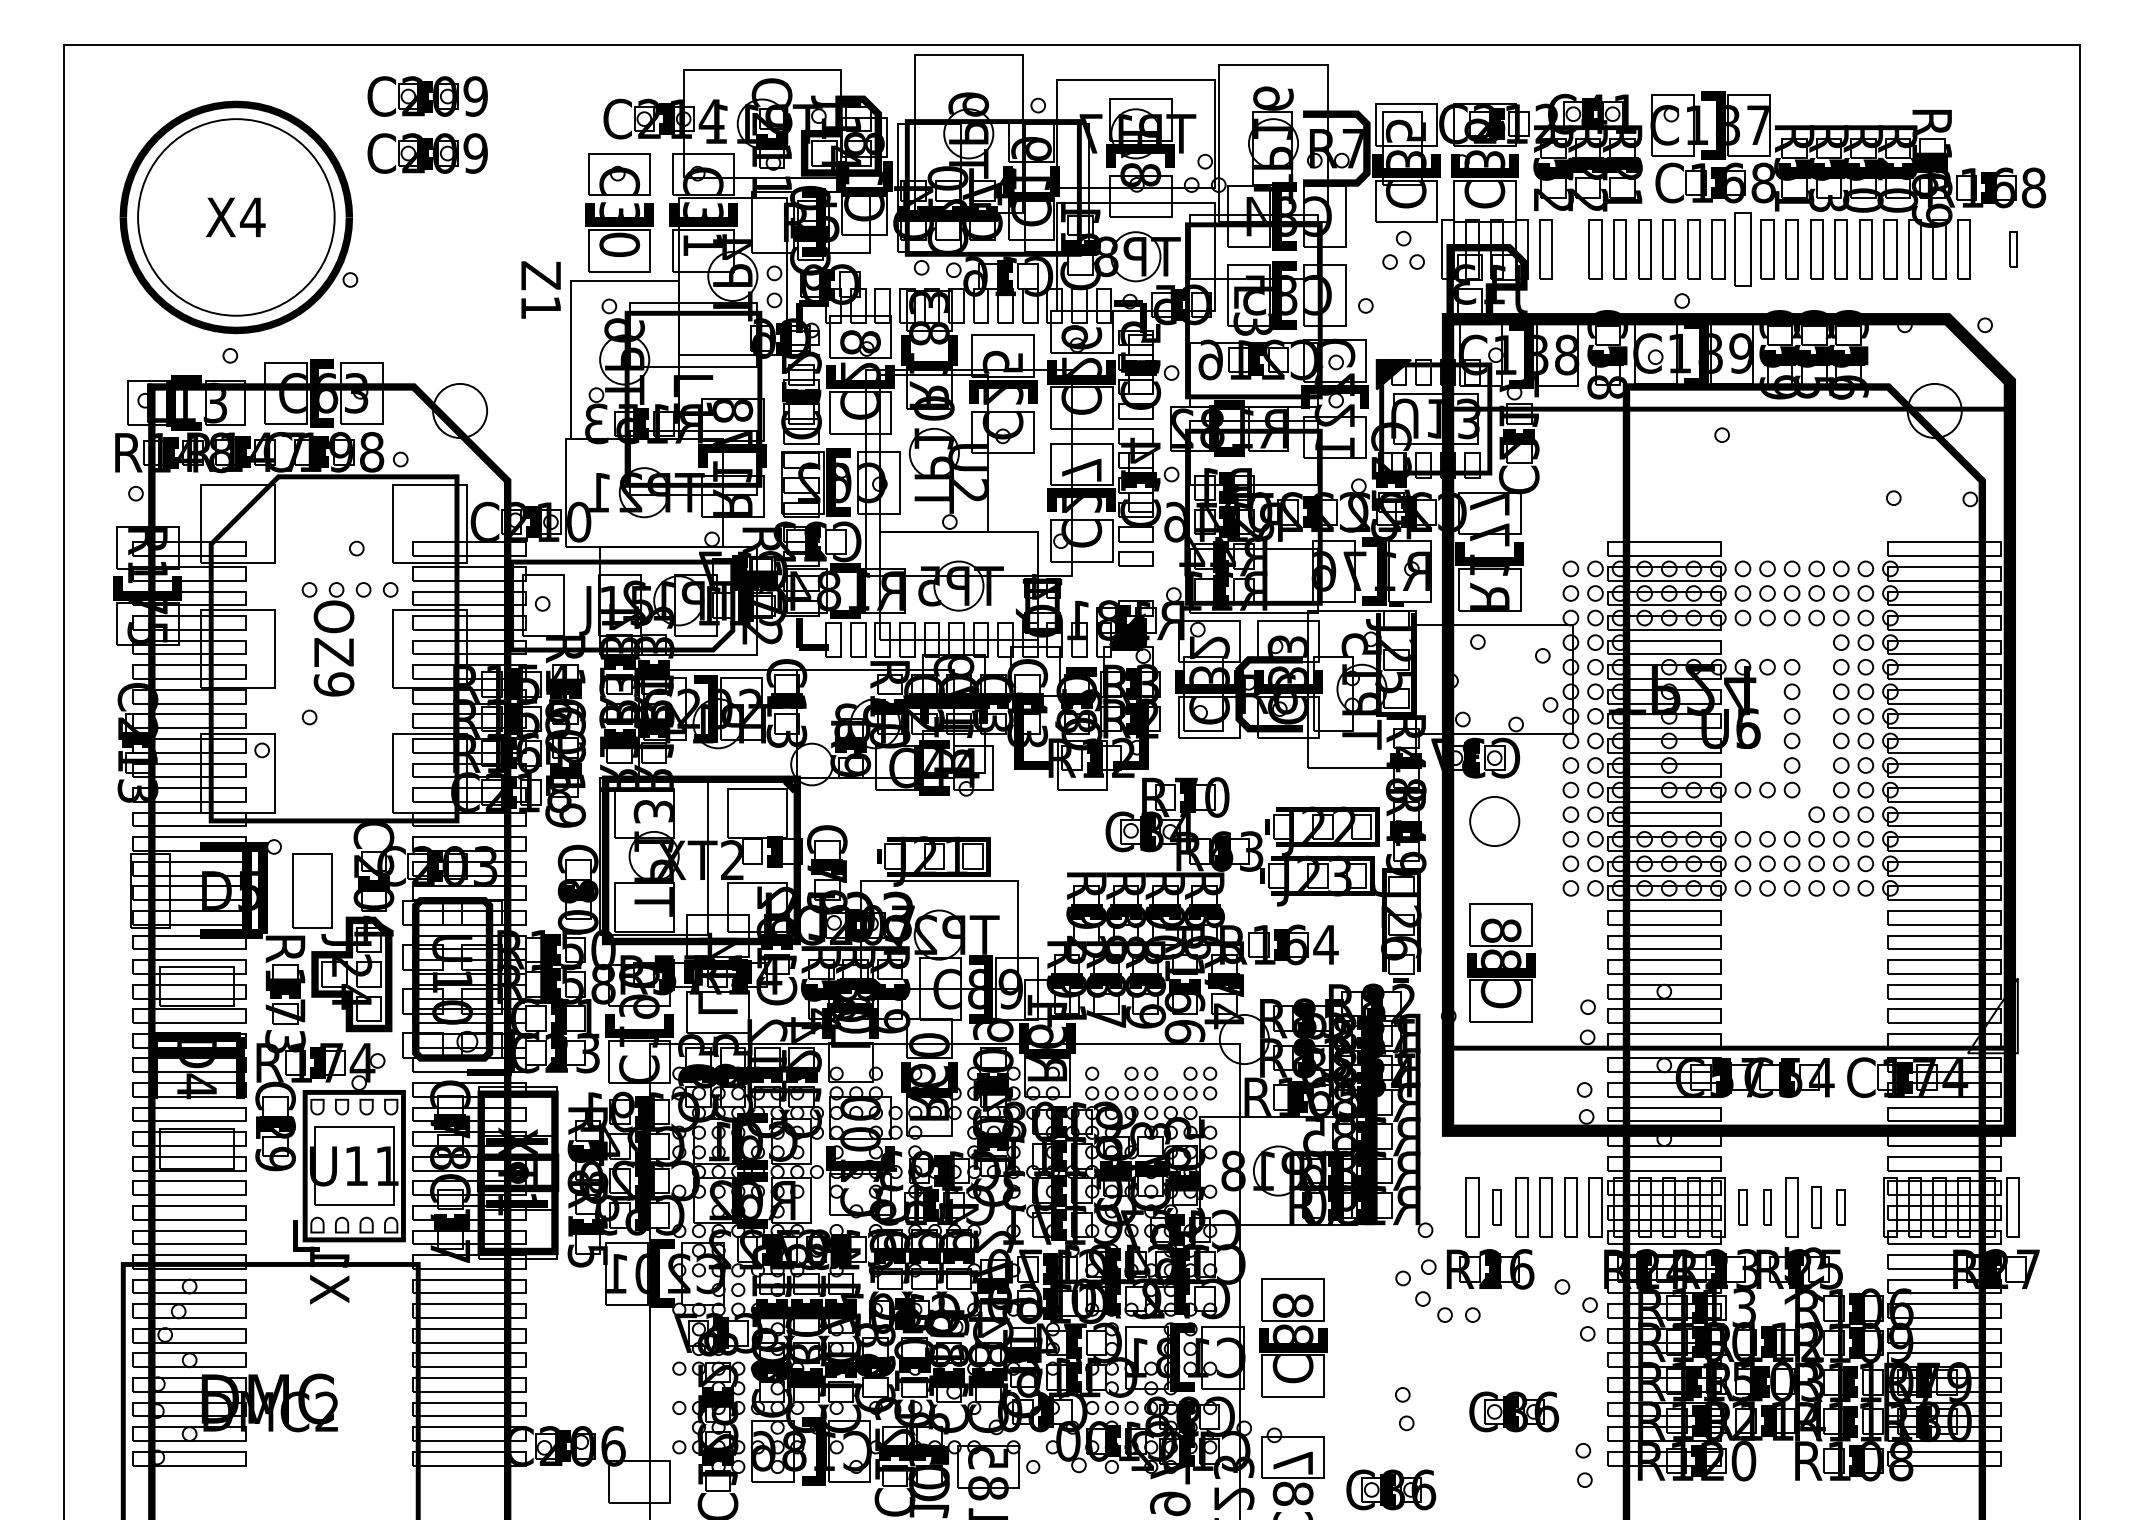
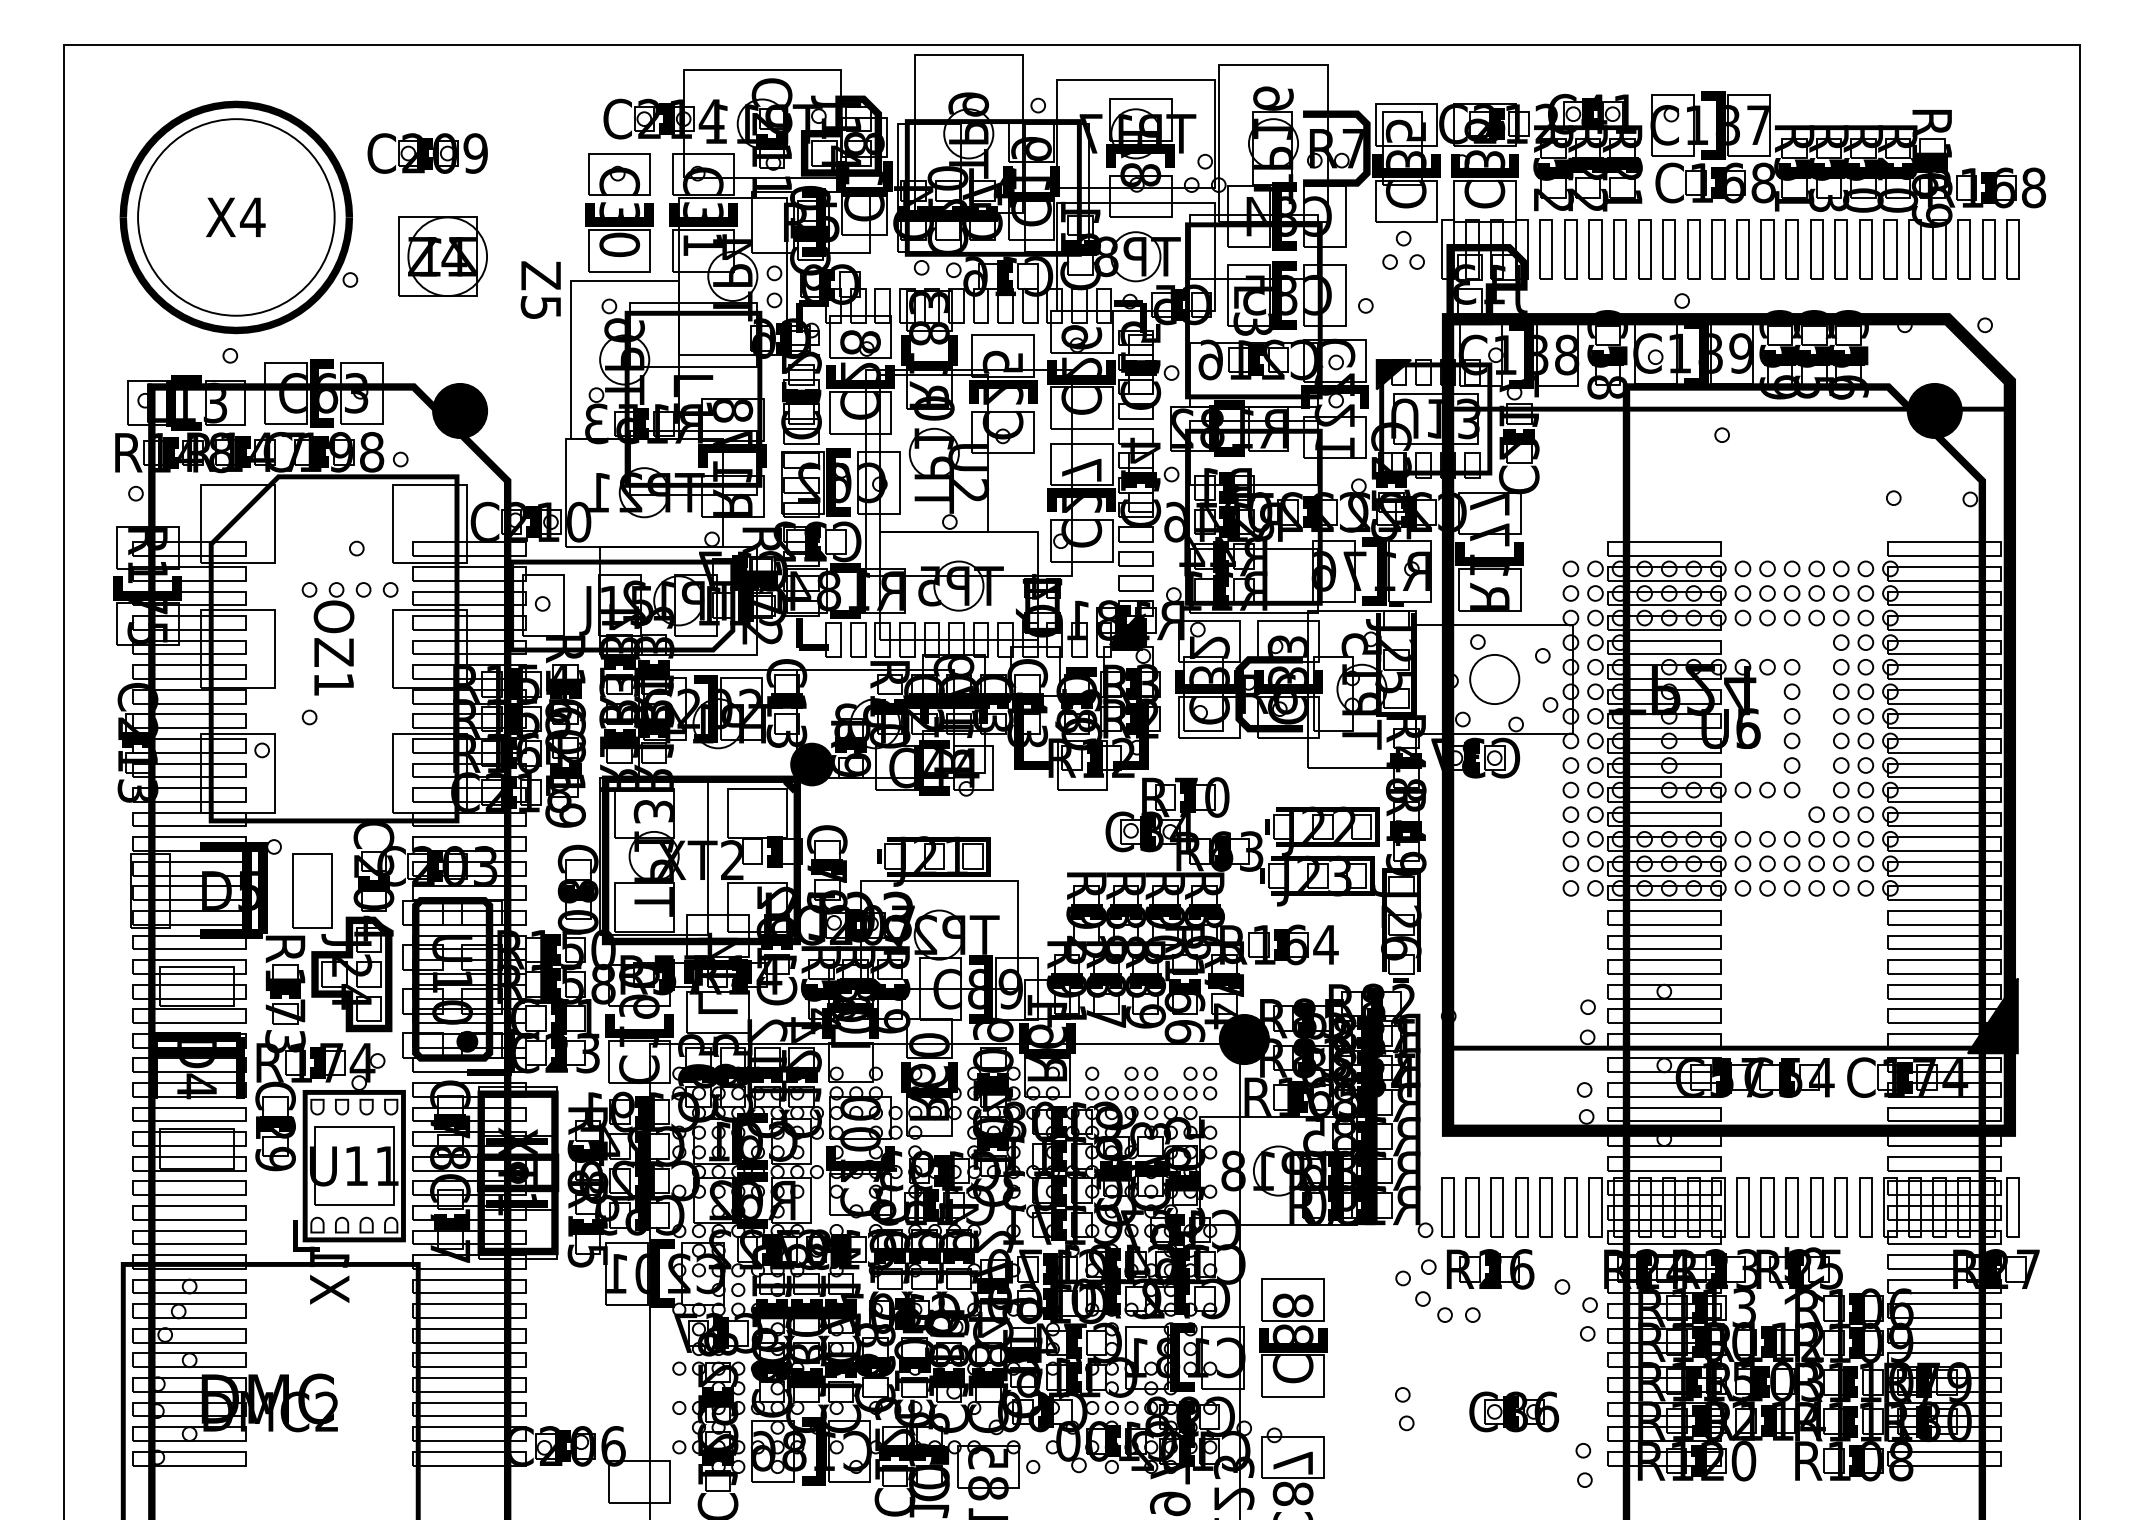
part: present -> none (427, 96)
part: none -> present (1570, 249)
part size: 18x75 px -> 14x61 px (1742, 249)
part: none -> present (1988, 249)
part size: 9x37 px -> 14x61 px (2012, 249)
part: none -> present (442, 256)
text: Z1 -> Z5 (540, 307)
fill: none -> present (460, 410)
fill: none -> present (1934, 410)
part: none -> present (1135, 583)
text: OZ9 -> OZ1 (333, 684)
fill: none -> present (811, 764)
circle position: (1494, 821) -> (1494, 679) (1494, 679)
part: present -> none (1501, 962)
fill: none -> present (1992, 1015)
fill: none -> present (1243, 1039)
fill: none -> present (467, 1041)
part: none -> present (1447, 1207)
part size: 10x37 px -> 14x61 px (1496, 1207)
part size: 10x37 px -> 14x61 px (1742, 1207)
part size: 9x37 px -> 15x61 px (1767, 1207)
part size: 11x43 px -> 14x61 px (1816, 1207)
part size: 10x37 px -> 14x61 px (1840, 1207)
part: none -> present (1865, 1207)
part: present -> none (1391, 1489)
